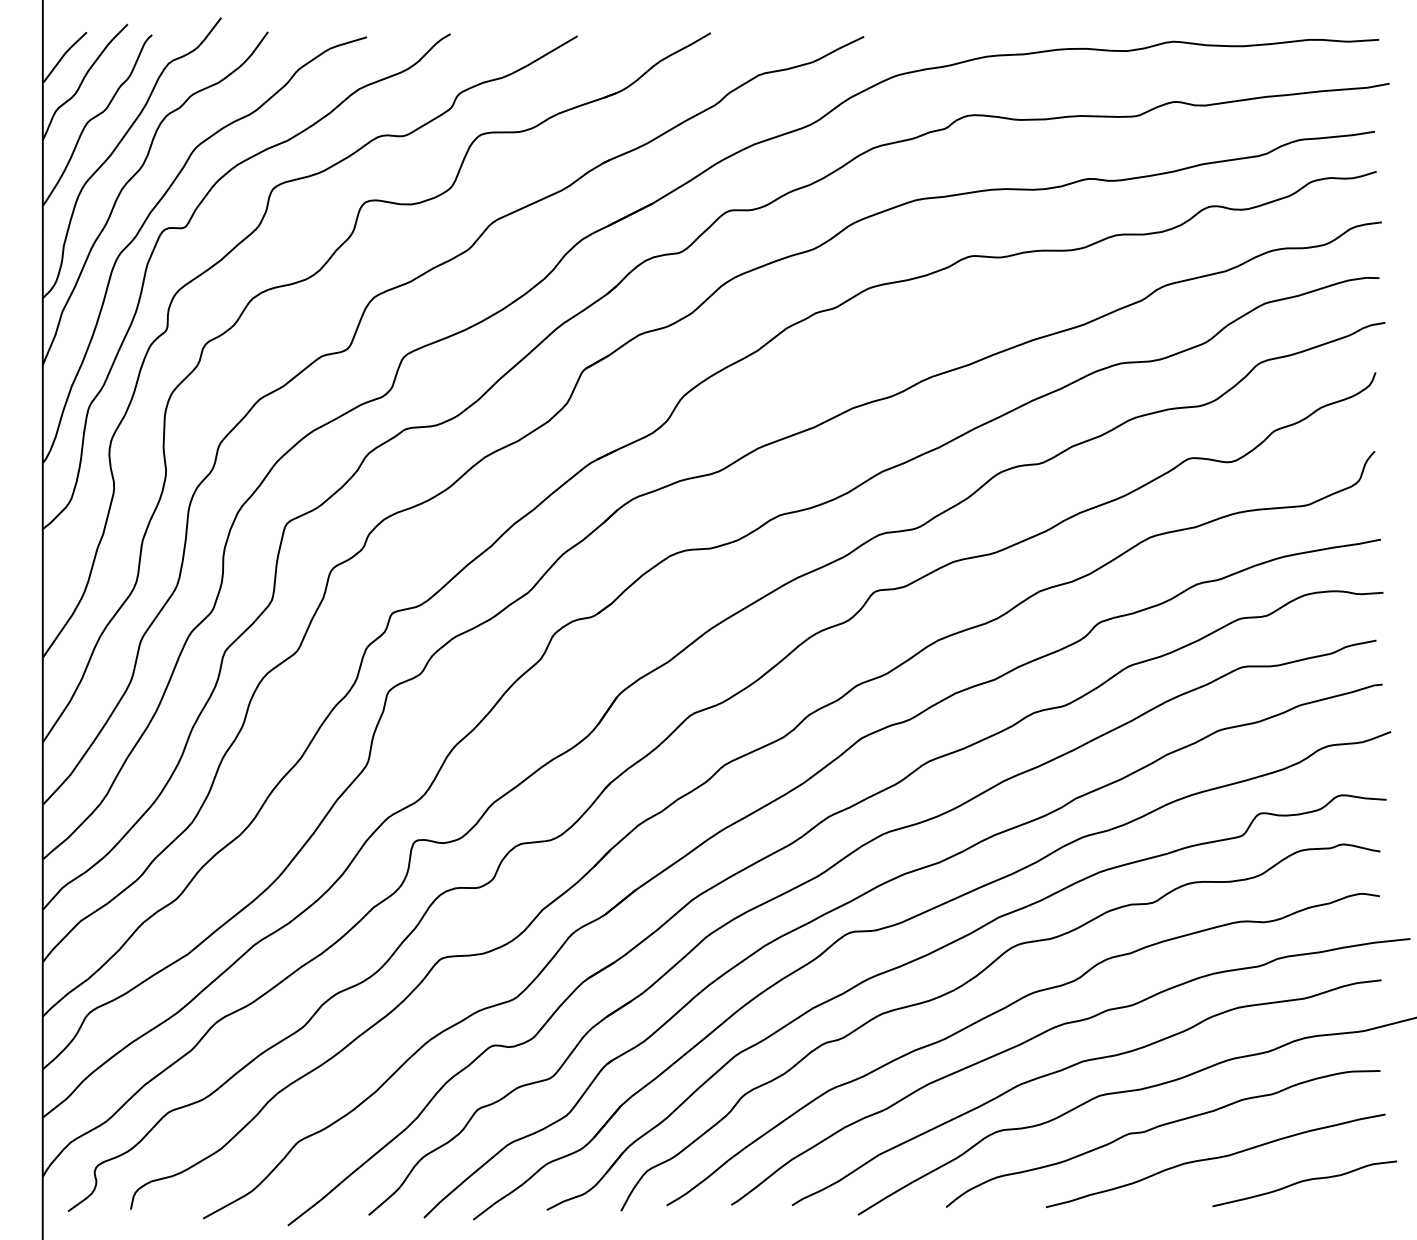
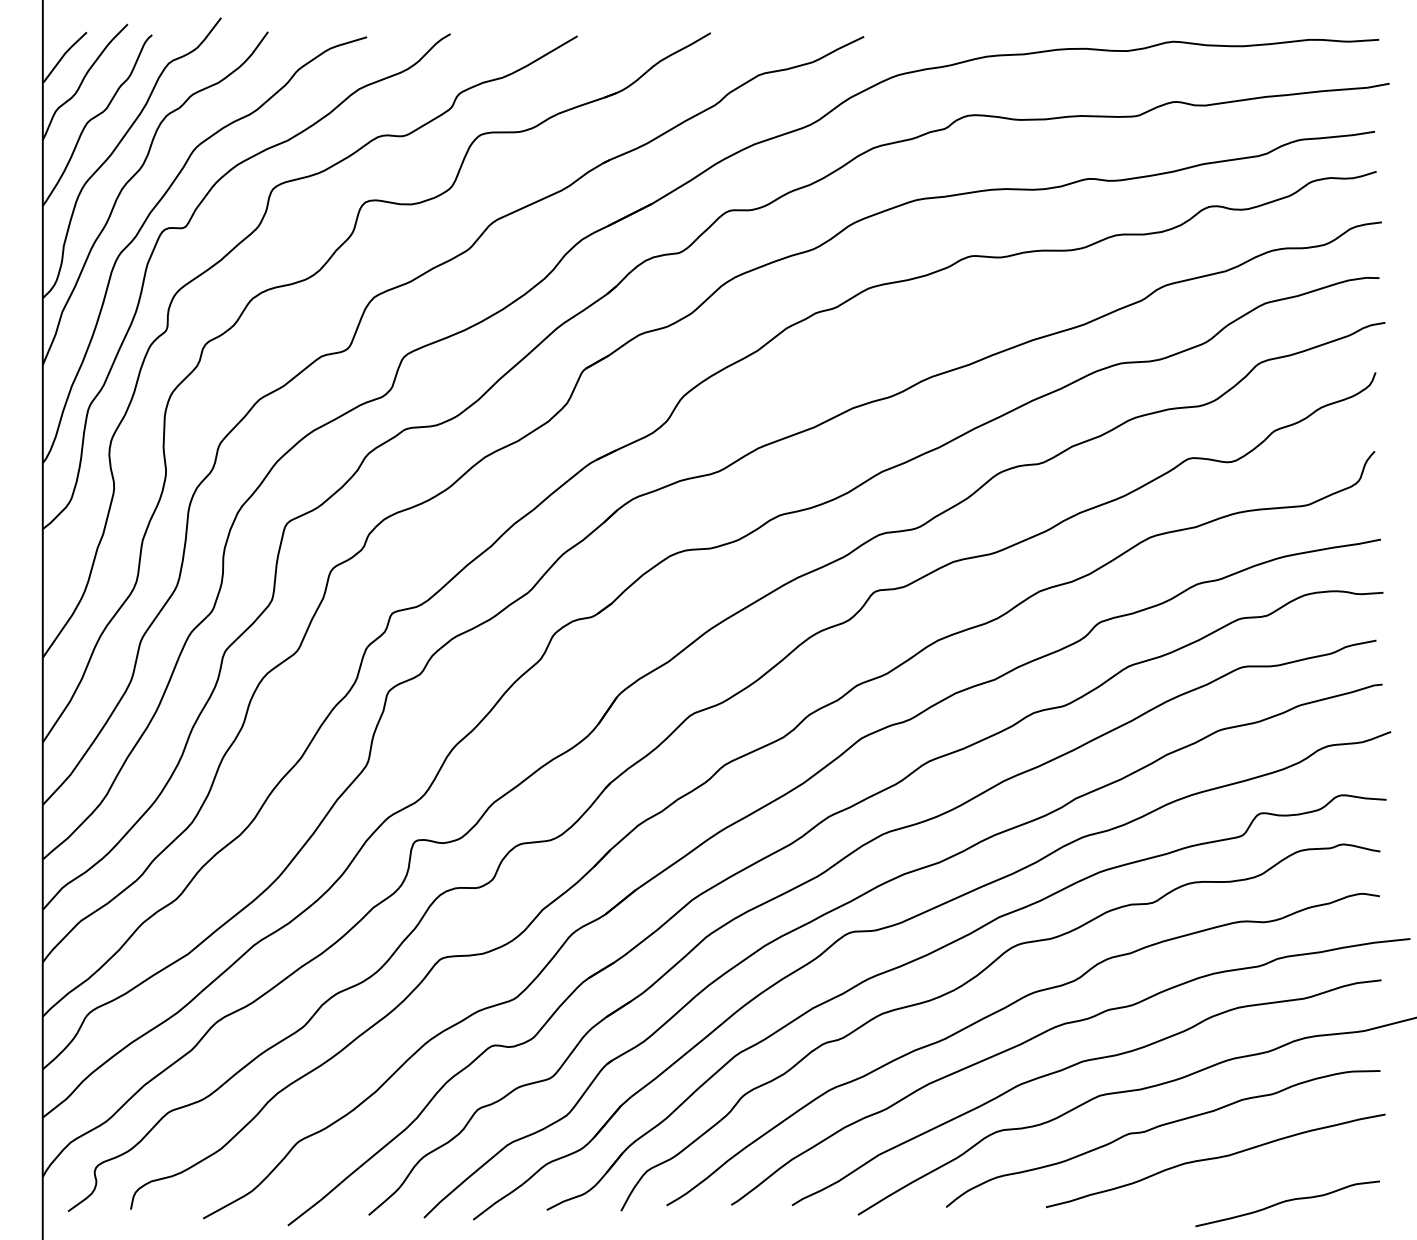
curve position: (1304, 1181) -> (1287, 1201) (1287, 1201)
